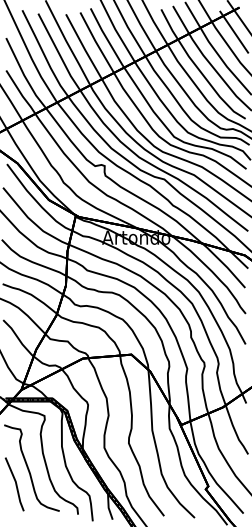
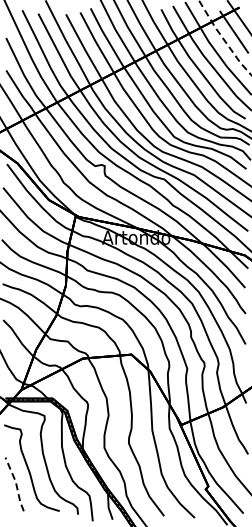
line: solid -> dashed (223, 38)
line: solid -> dashed (16, 483)
